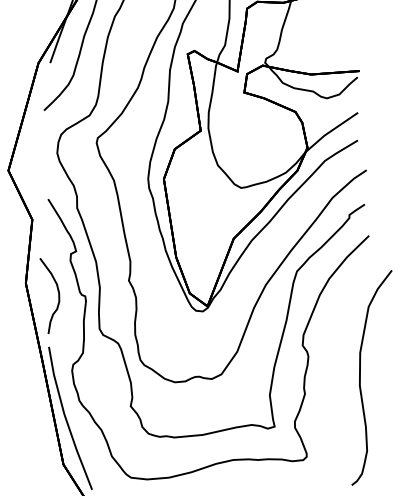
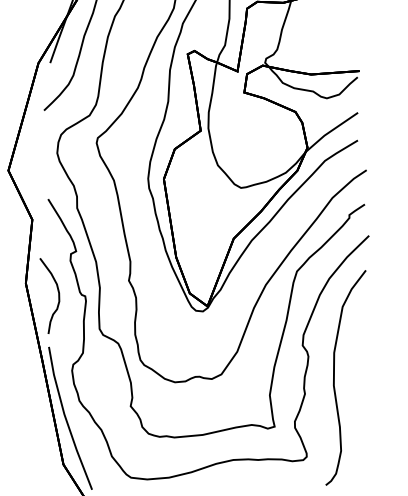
curve position: (360, 377) -> (334, 377) (334, 377)
